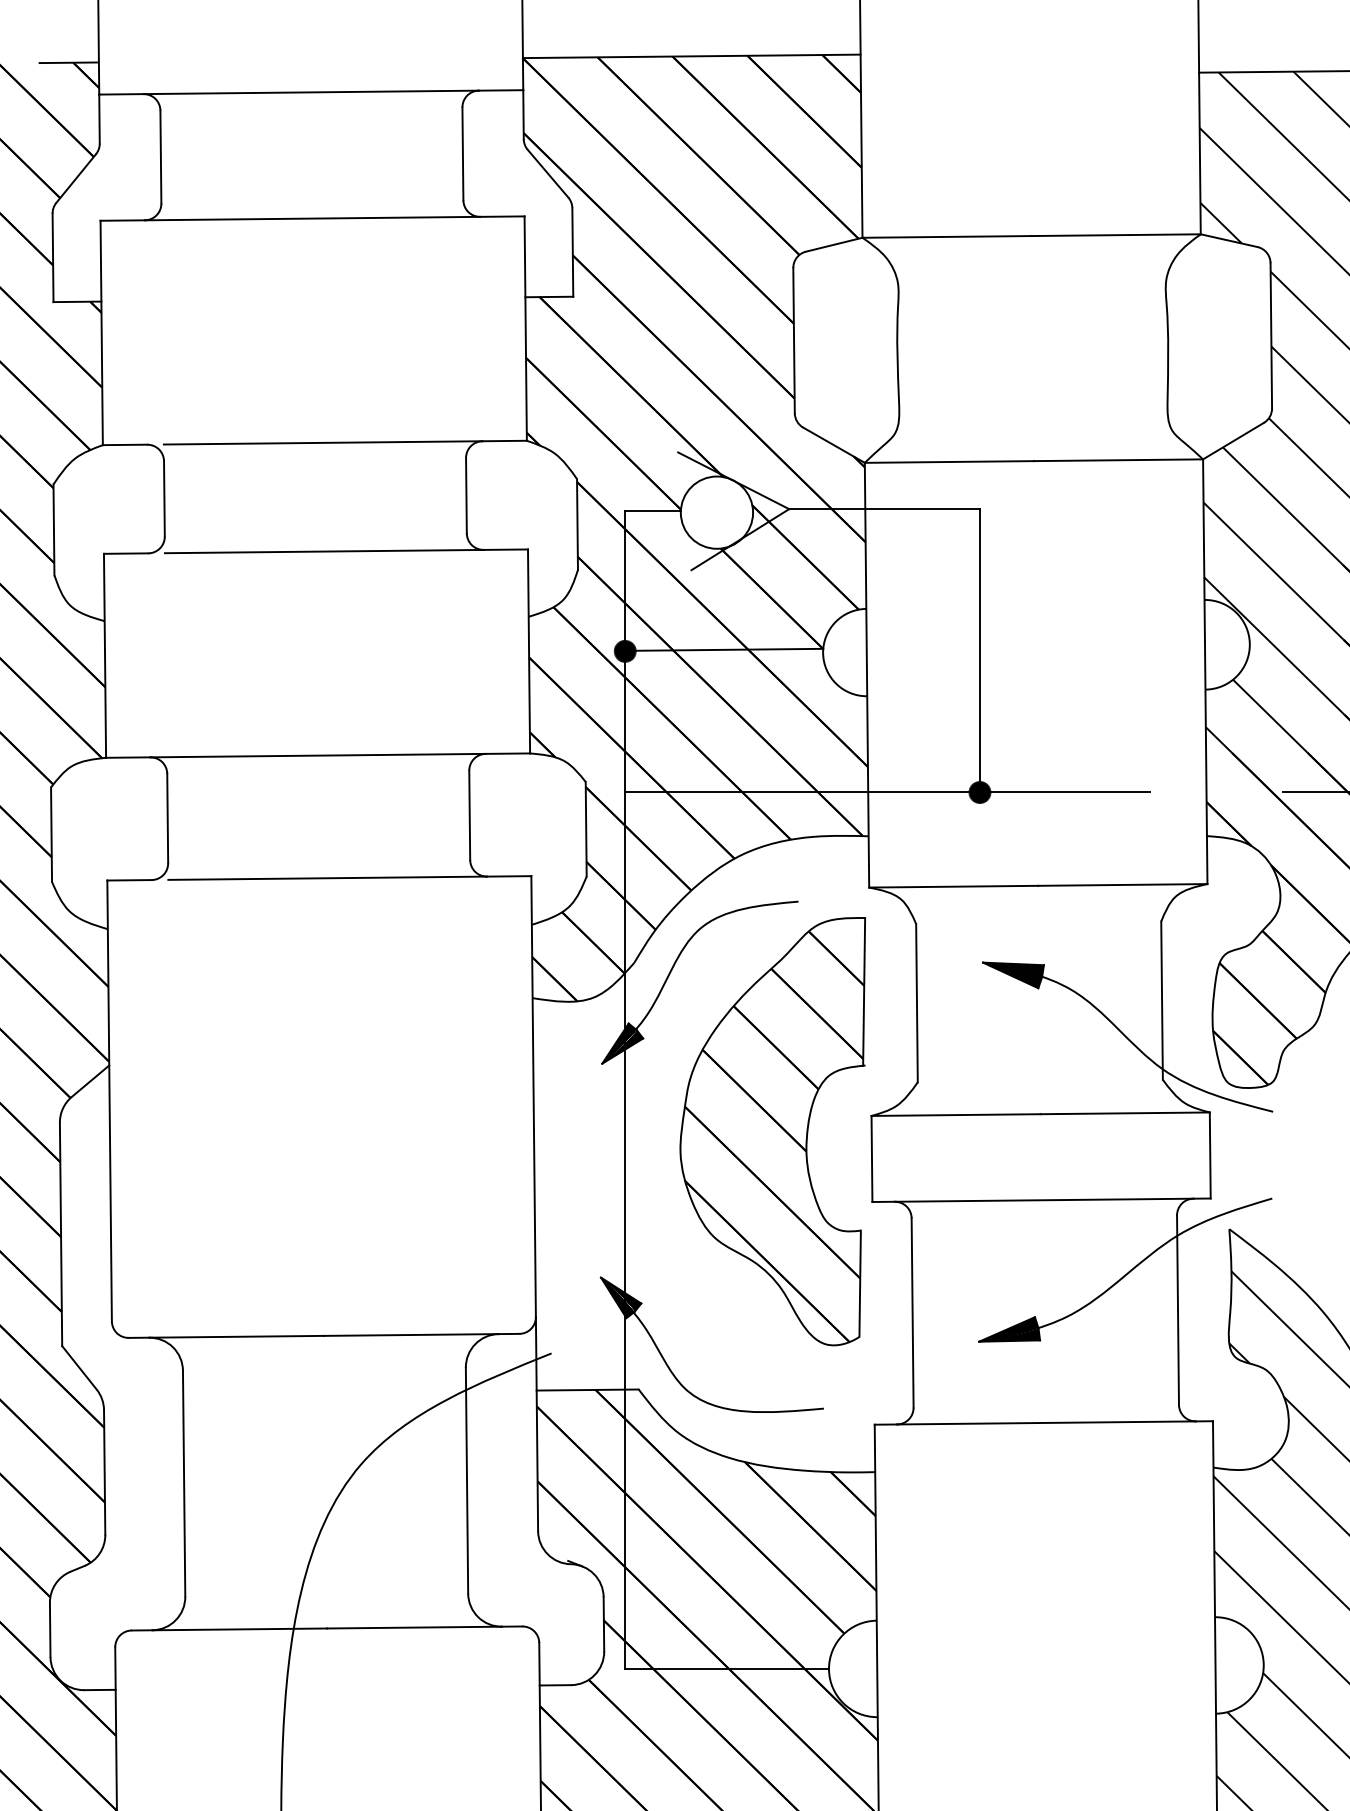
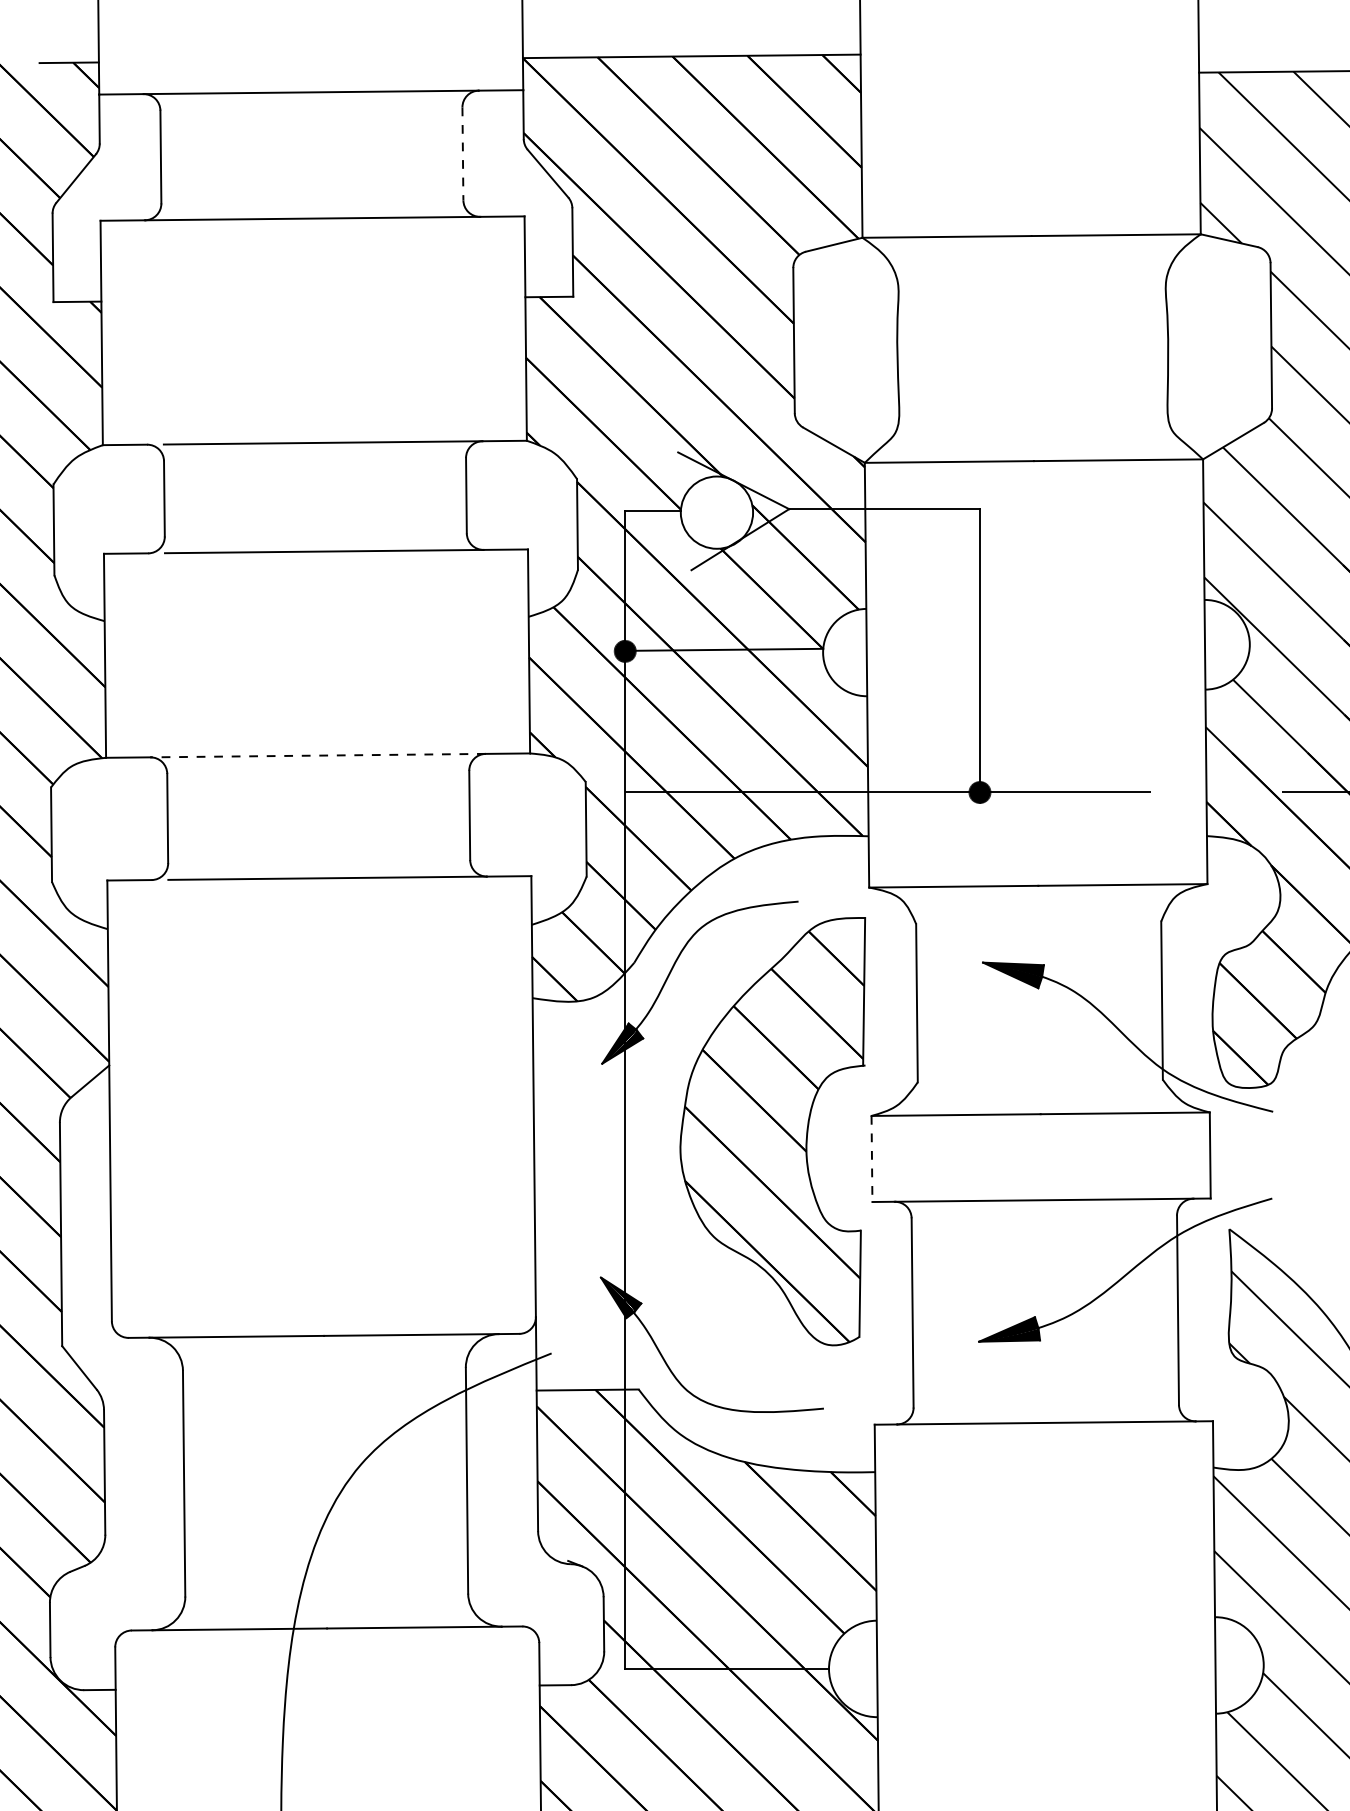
line: solid -> dashed (462, 154)
line: solid -> dashed (318, 755)
line: solid -> dashed (871, 1159)
